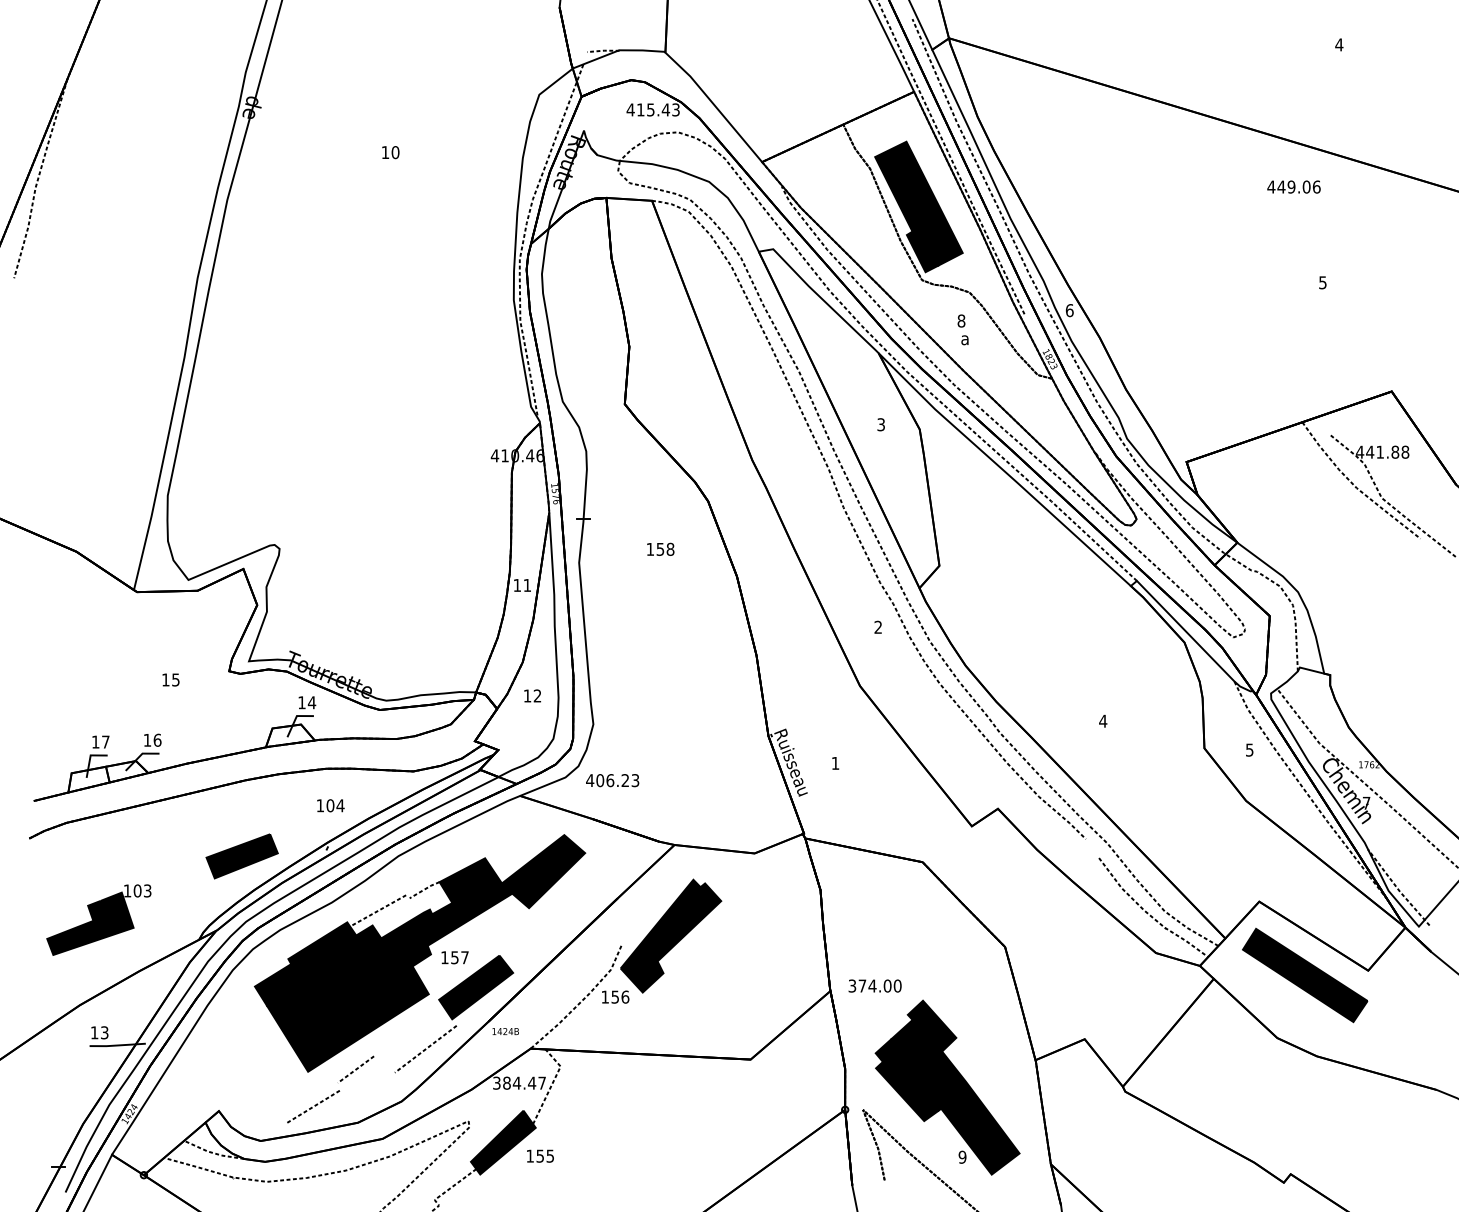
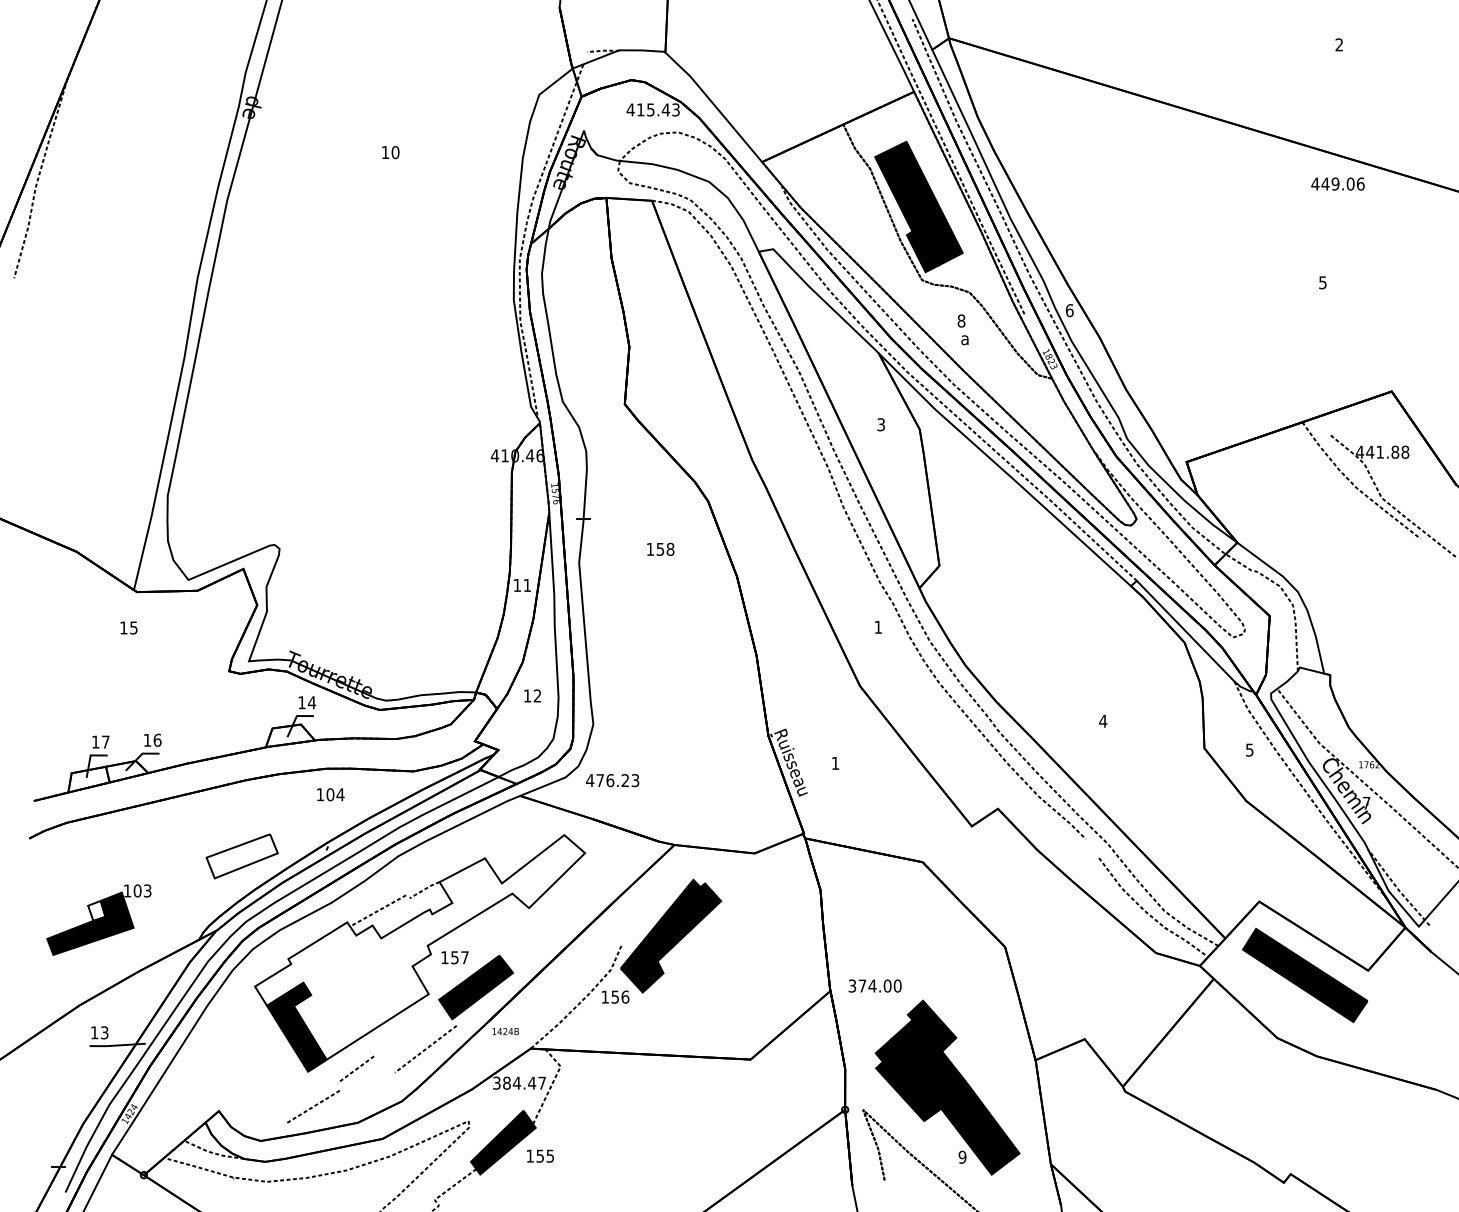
text: 4 -> 2 (1339, 44)
text position: (1293, 186) -> (1337, 183) (1337, 183)
text: 2 -> 1 (877, 626)
text position: (170, 679) -> (128, 627) (128, 627)
text: 406.23 -> 476.23 (600, 780)
text position: (330, 805) -> (330, 794) (330, 794)
fill: present -> none (241, 856)
fill: present -> none (96, 910)
fill: present -> none (420, 947)
